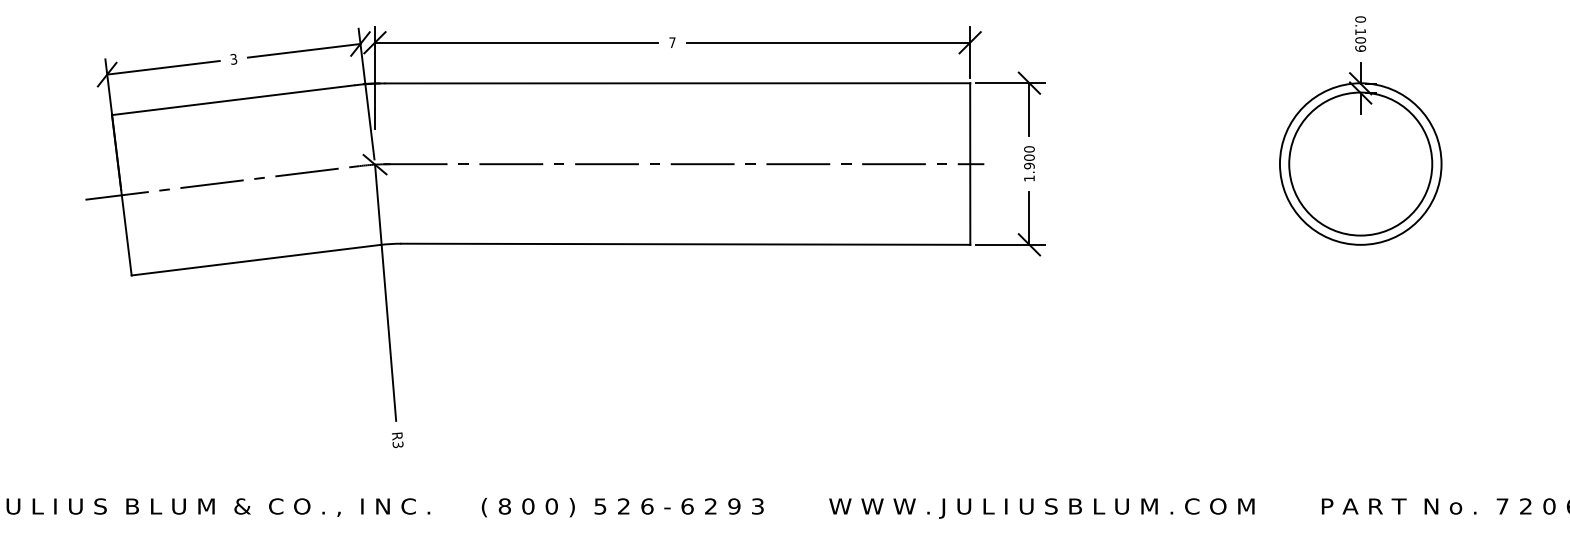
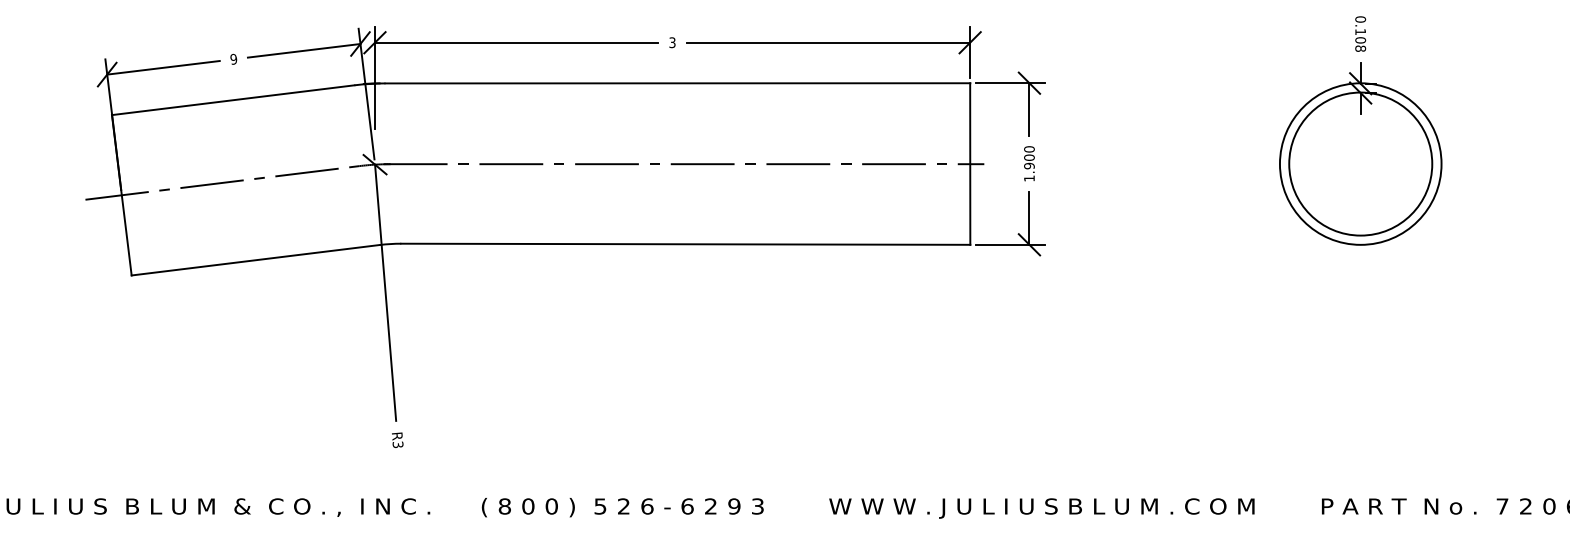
text: 7 -> 3 (672, 42)
text: 0.109 -> 0.108 (1360, 48)
text: 3 -> 9 (233, 59)
